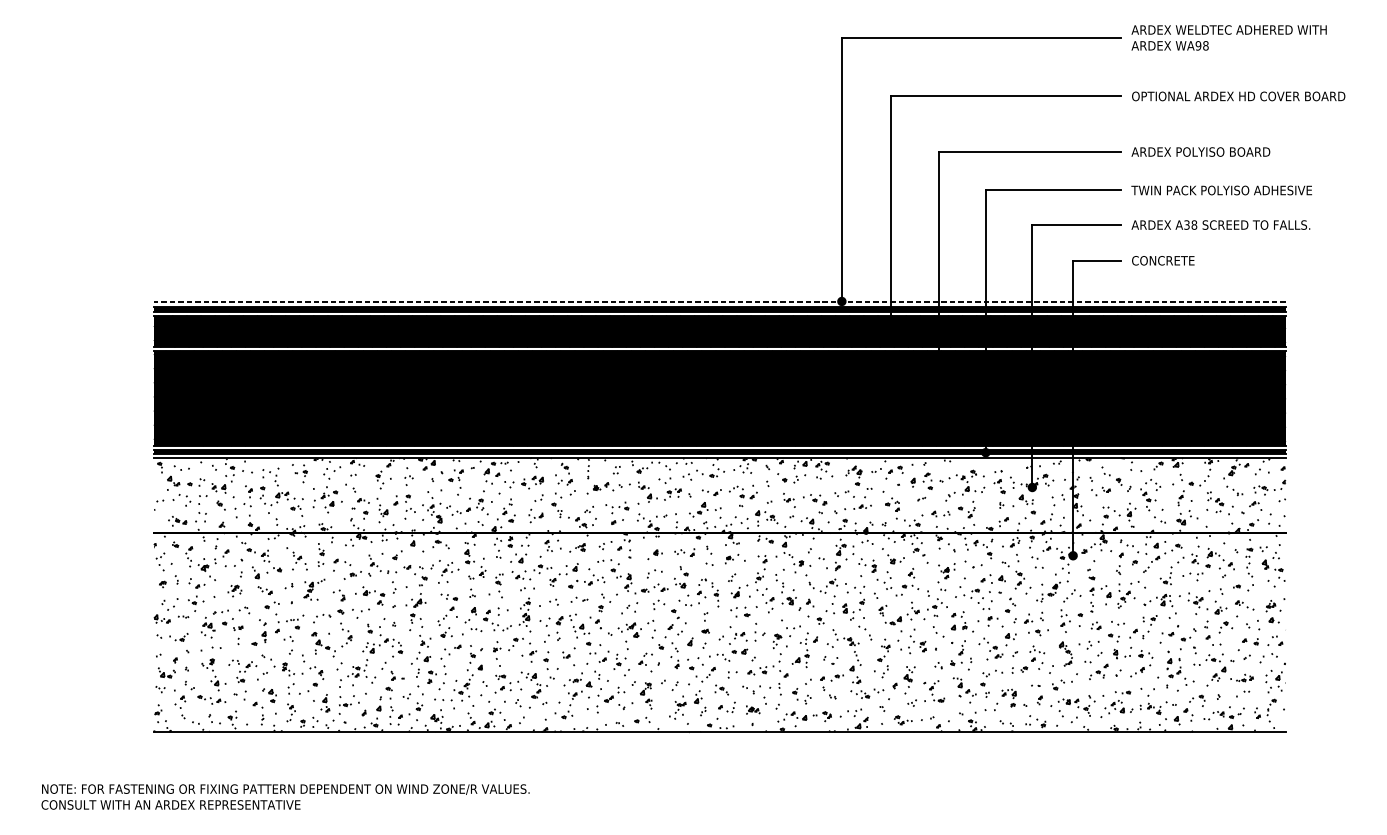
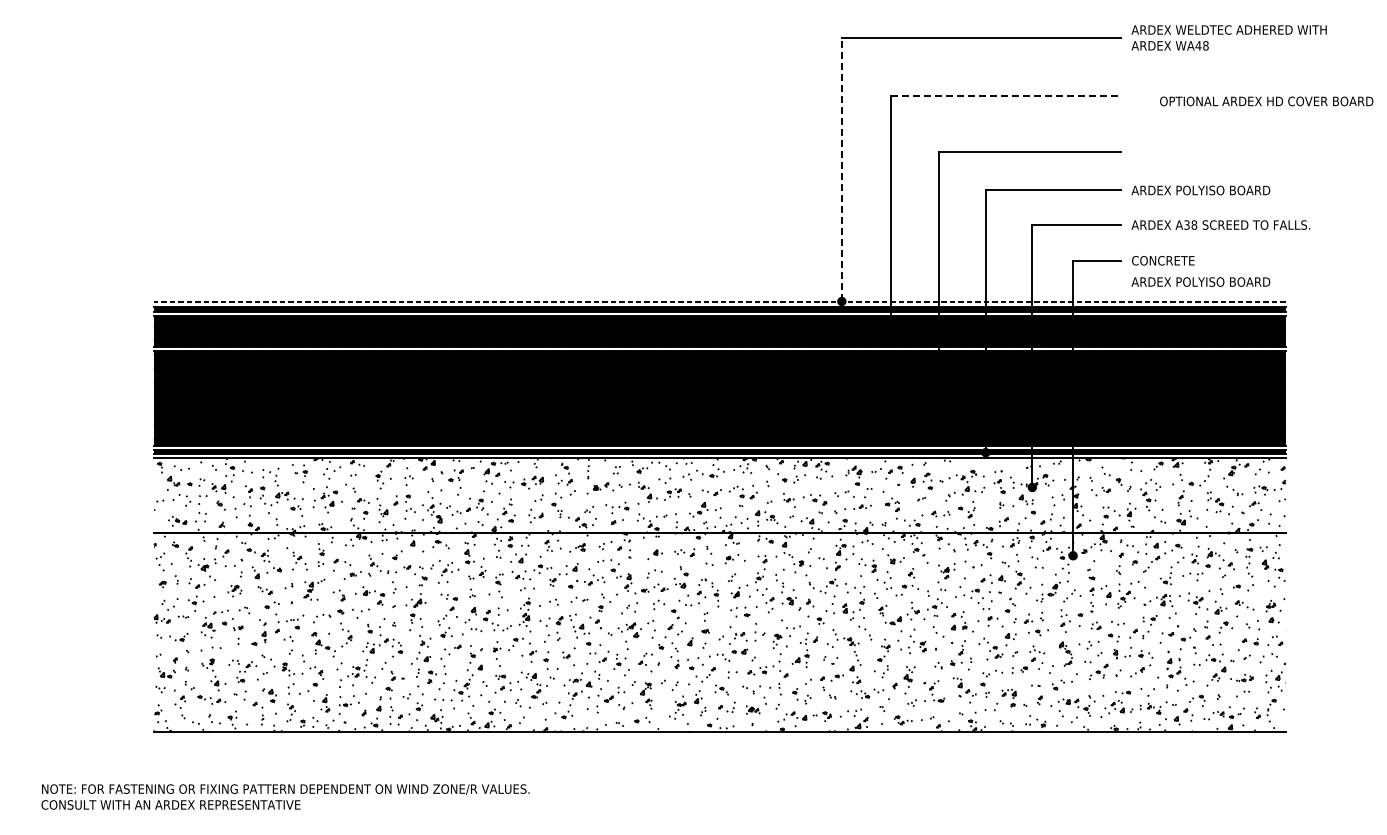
text: WA98 -> WA48 (1198, 45)
line: solid -> dashed (1006, 96)
text position: (1238, 96) -> (1266, 101) (1266, 101)
text position: (1200, 151) -> (1200, 281) (1200, 281)
line: solid -> dashed (841, 169)
text: TWIN PACK POLYISO ADHESIVE -> ARDEX POLYISO BOARD (1221, 190)
